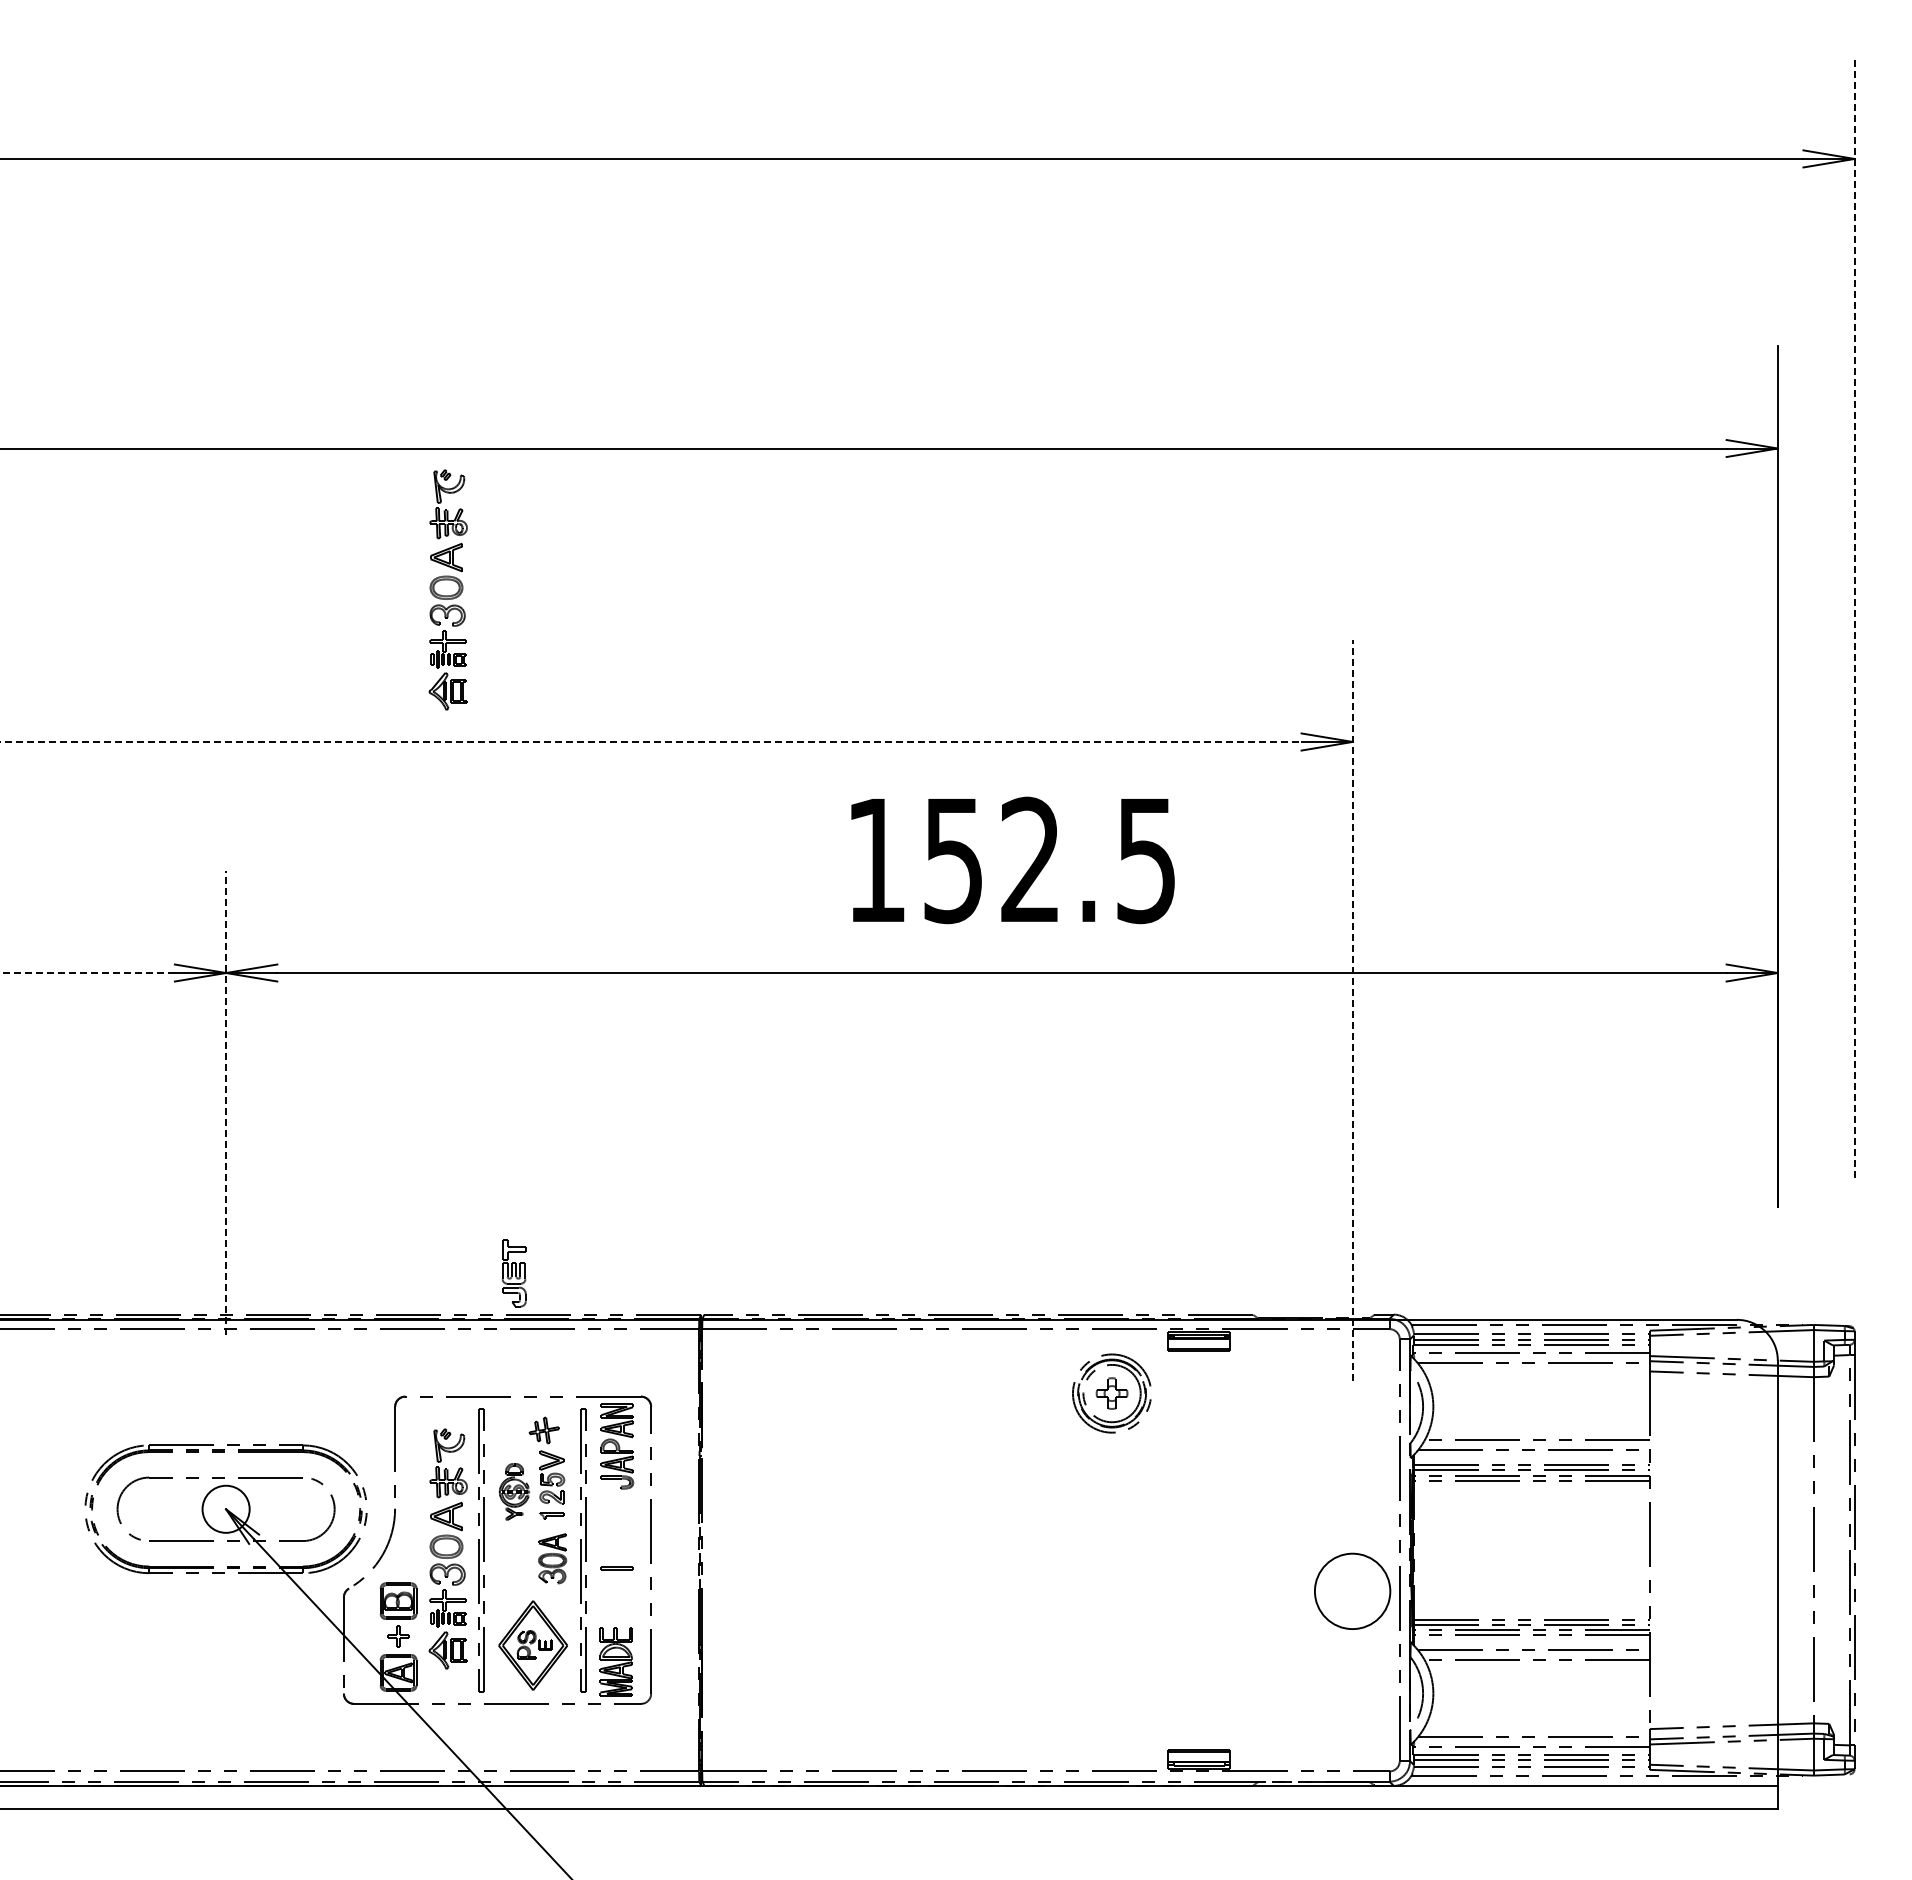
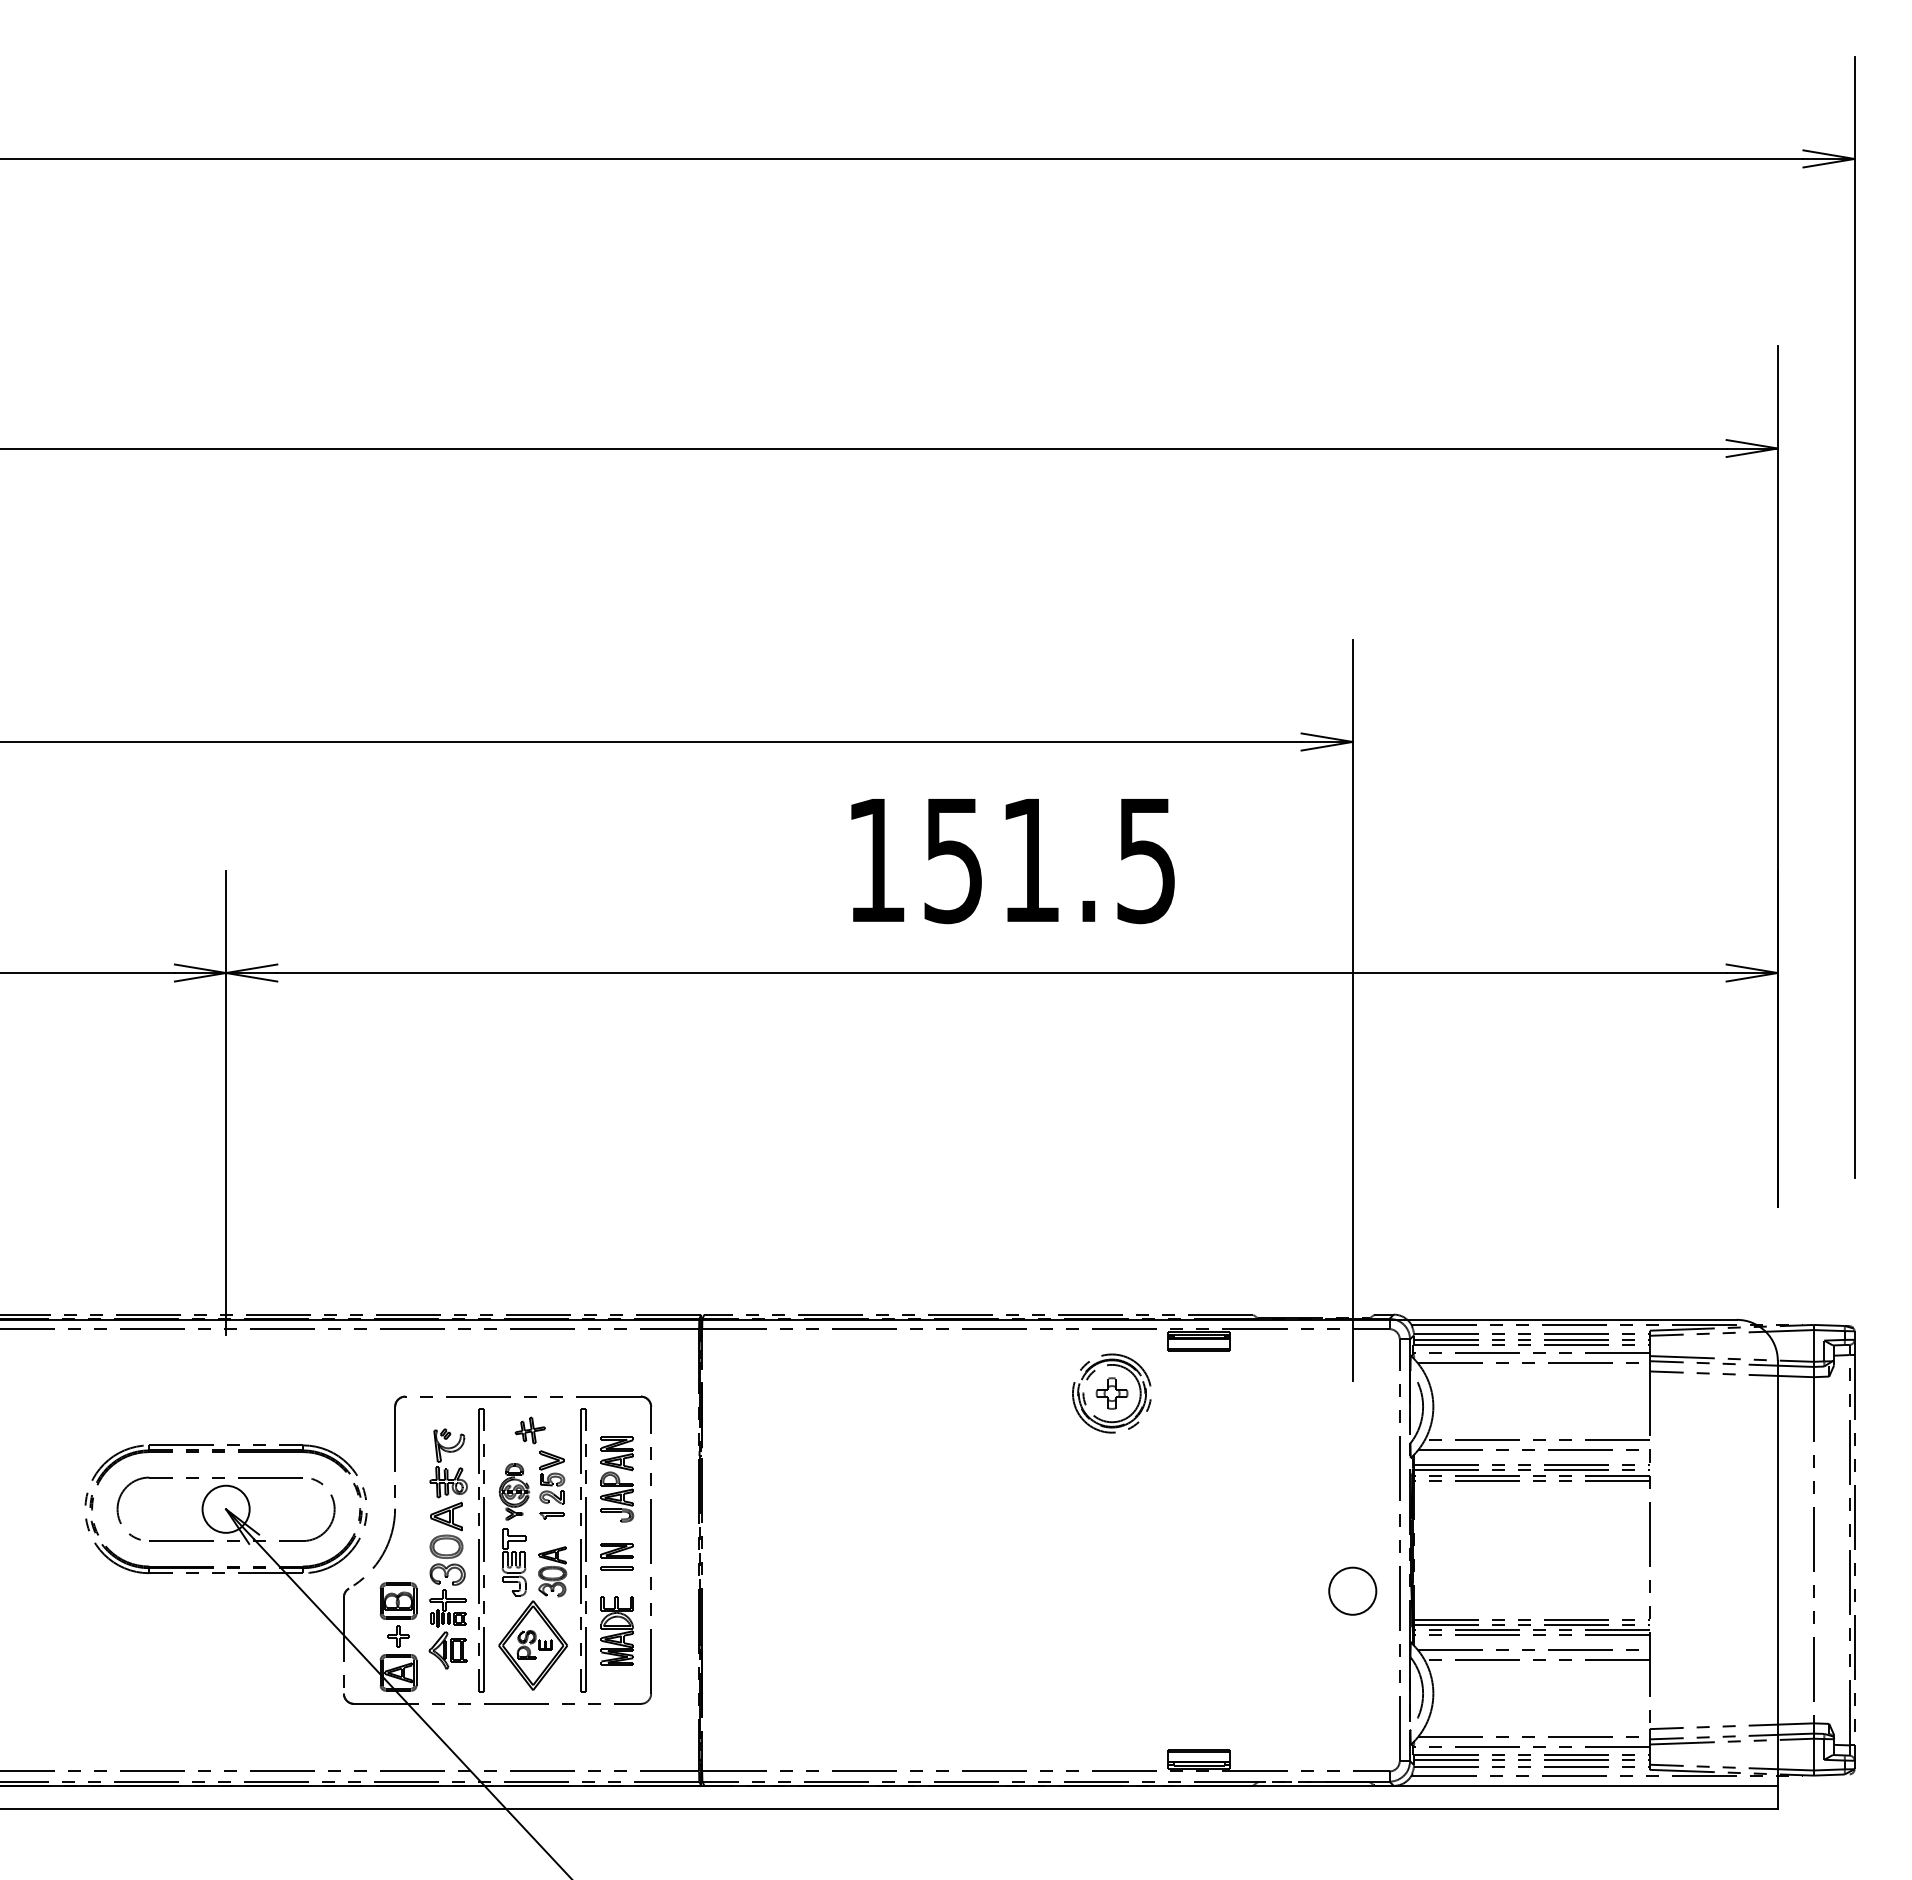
part: present -> none (447, 589)
line: dashed -> solid (1854, 617)
line: dashed -> solid (651, 741)
text: 152.5 -> 151.5 (1029, 858)
line: dashed -> solid (87, 973)
line: dashed -> solid (1352, 1010)
line: dashed -> solid (226, 1102)
part position: (513, 1273) -> (513, 1562) (513, 1562)
part position: (543, 1430) -> (529, 1430) (529, 1430)
part position: (617, 1446) -> (617, 1479) (617, 1479)
part: none -> present (616, 1550)
part position: (552, 1558) -> (552, 1571) (552, 1571)
circle size: 78x78 px -> 50x50 px (1352, 1590)
part position: (615, 1661) -> (616, 1630) (616, 1630)
